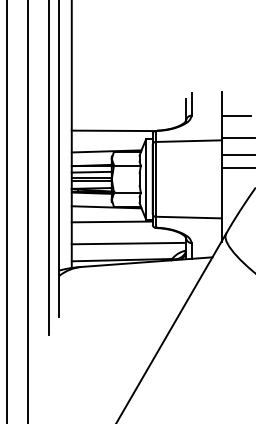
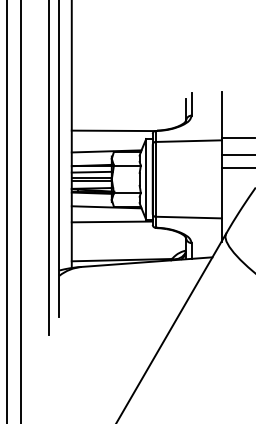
line: present -> none (236, 116)
line position: (27, 211) -> (20, 211) (20, 211)
line: present -> none (128, 243)
